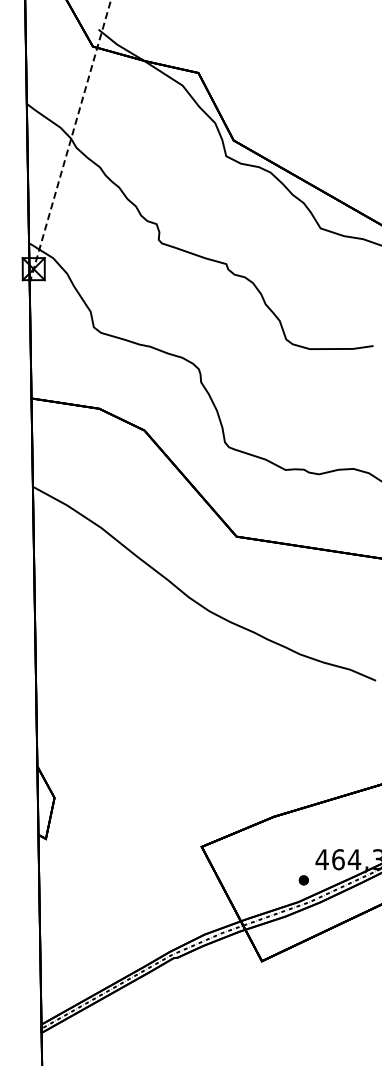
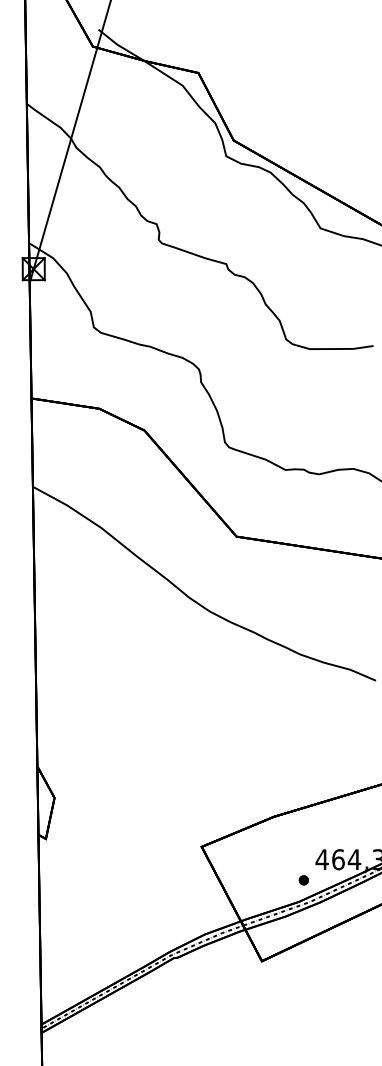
line: dashed -> solid (70, 142)
